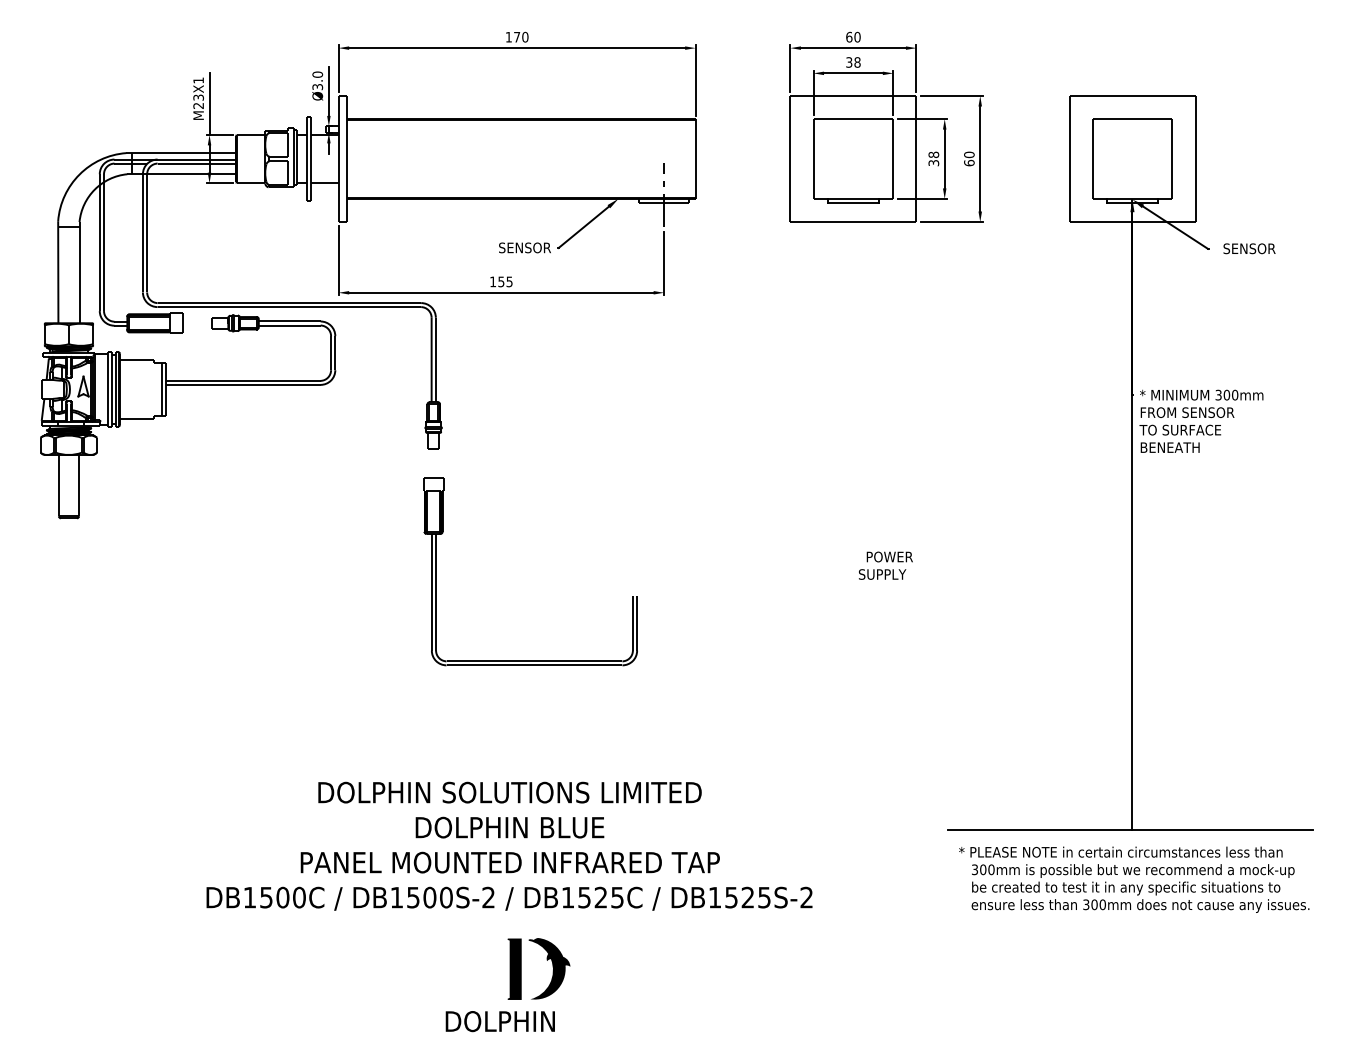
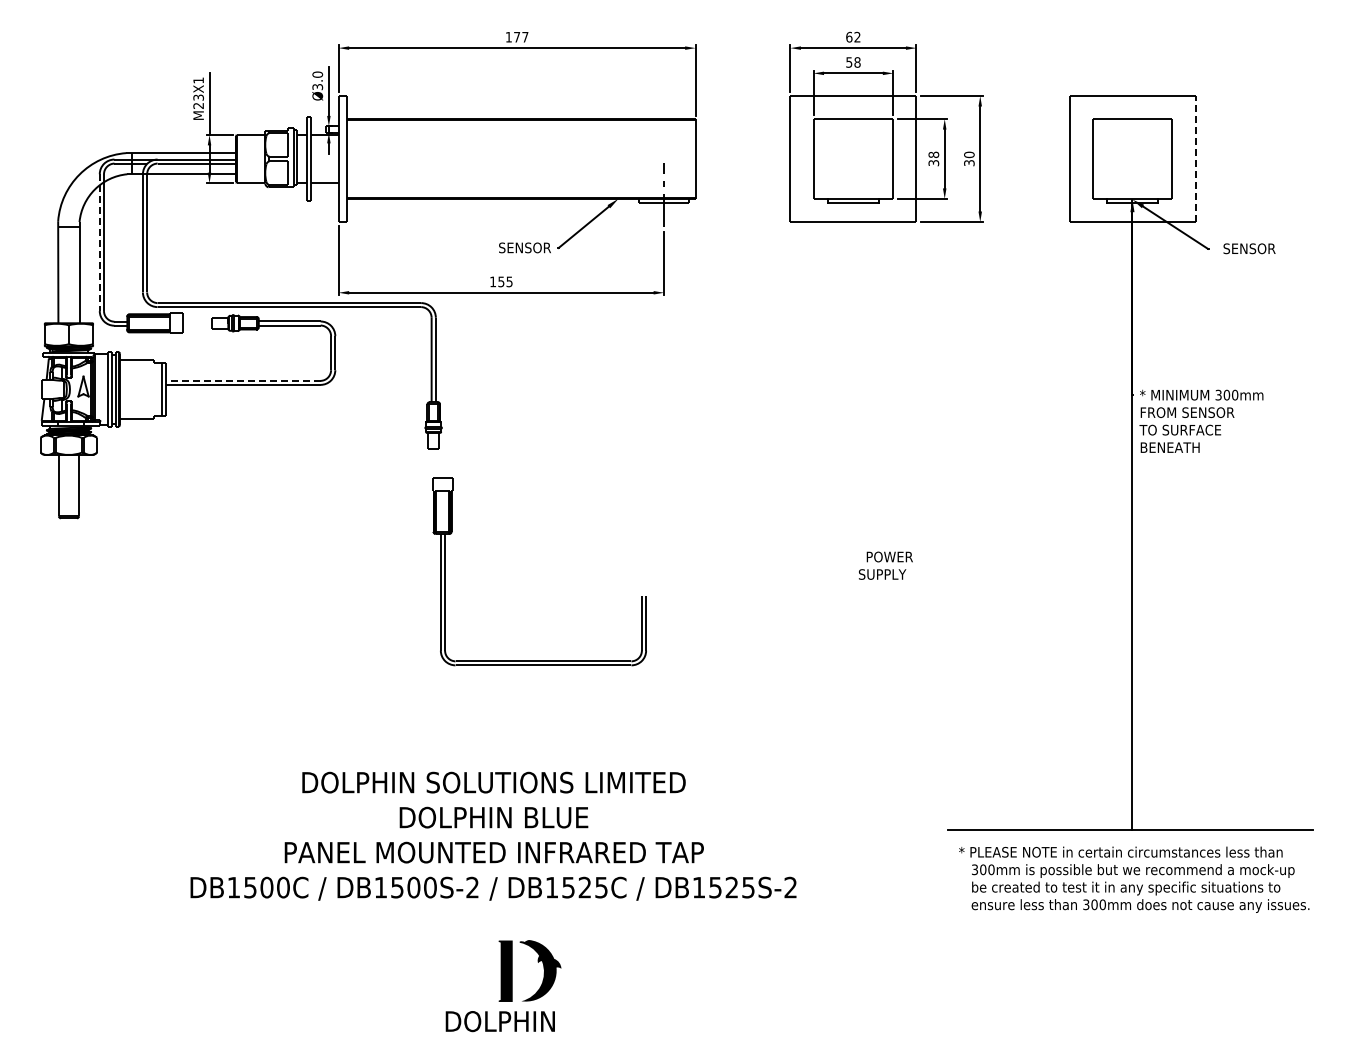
text: 170 -> 177 (525, 36)
text: 60 -> 62 (857, 37)
text: 38 -> 58 (849, 61)
line: solid -> dashed (1195, 159)
text: 60 -> 30 (969, 162)
line: solid -> dashed (99, 243)
line: solid -> dashed (242, 380)
part position: (530, 660) -> (539, 660) (539, 660)
text position: (509, 845) -> (493, 835) (493, 835)
part position: (546, 959) -> (537, 961) (537, 961)
